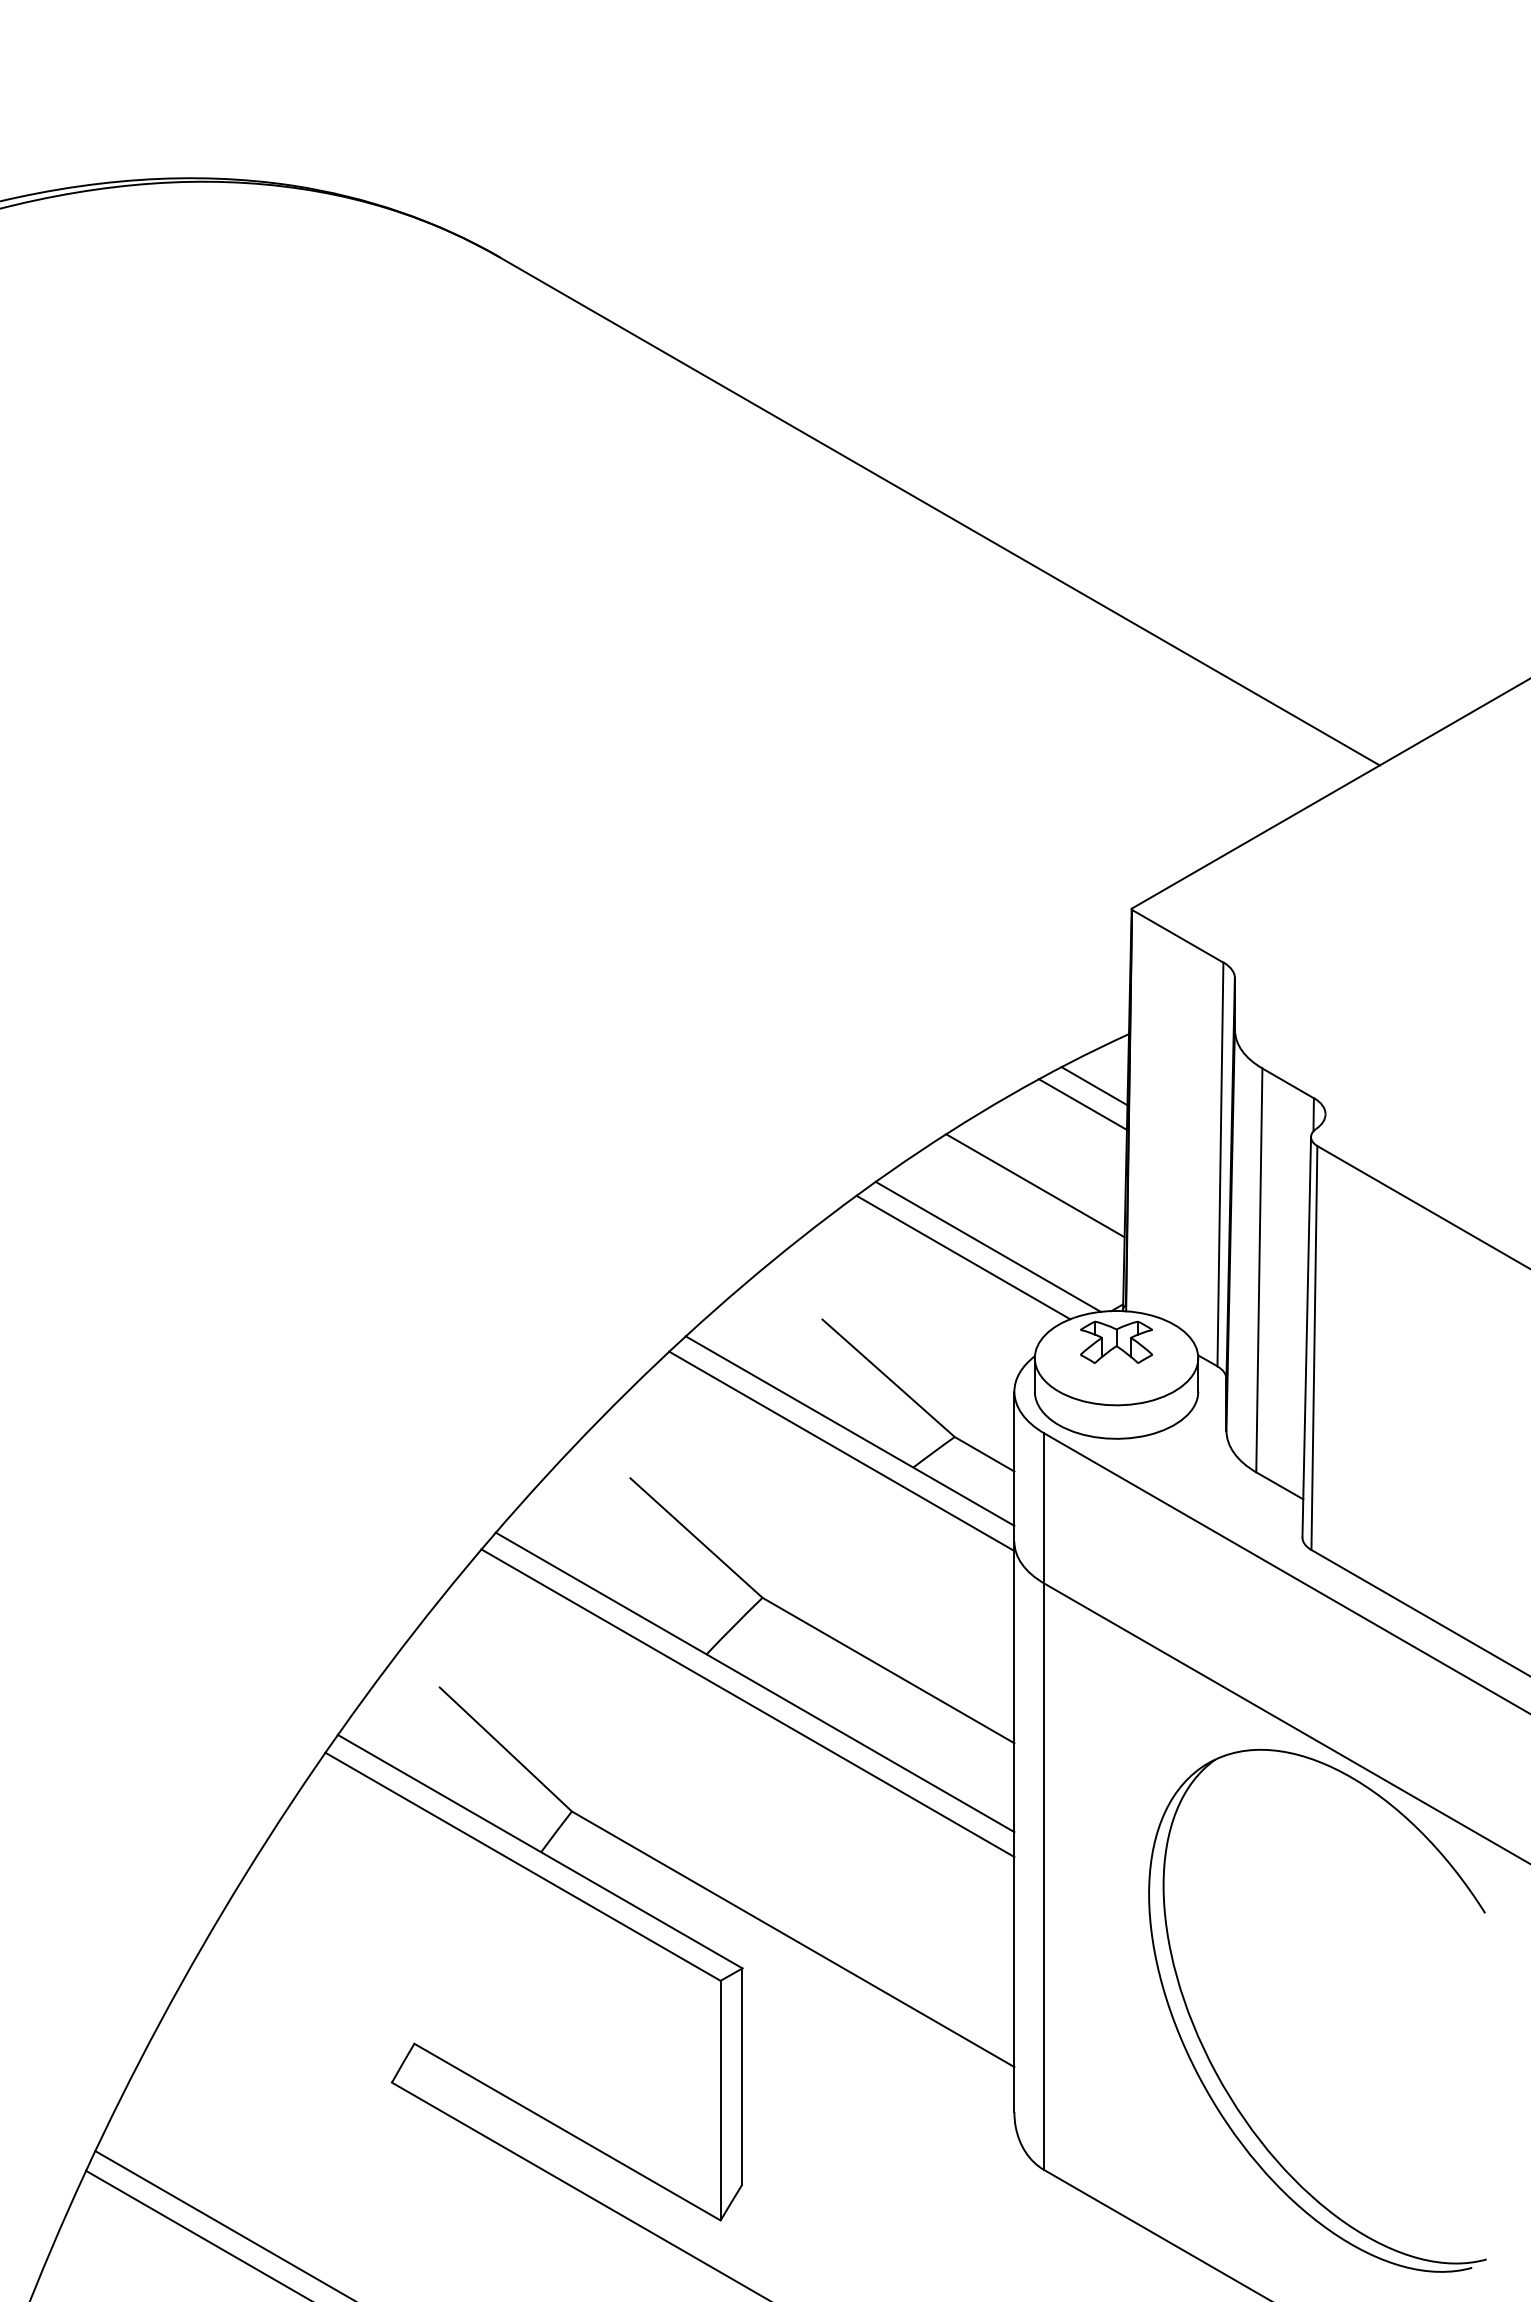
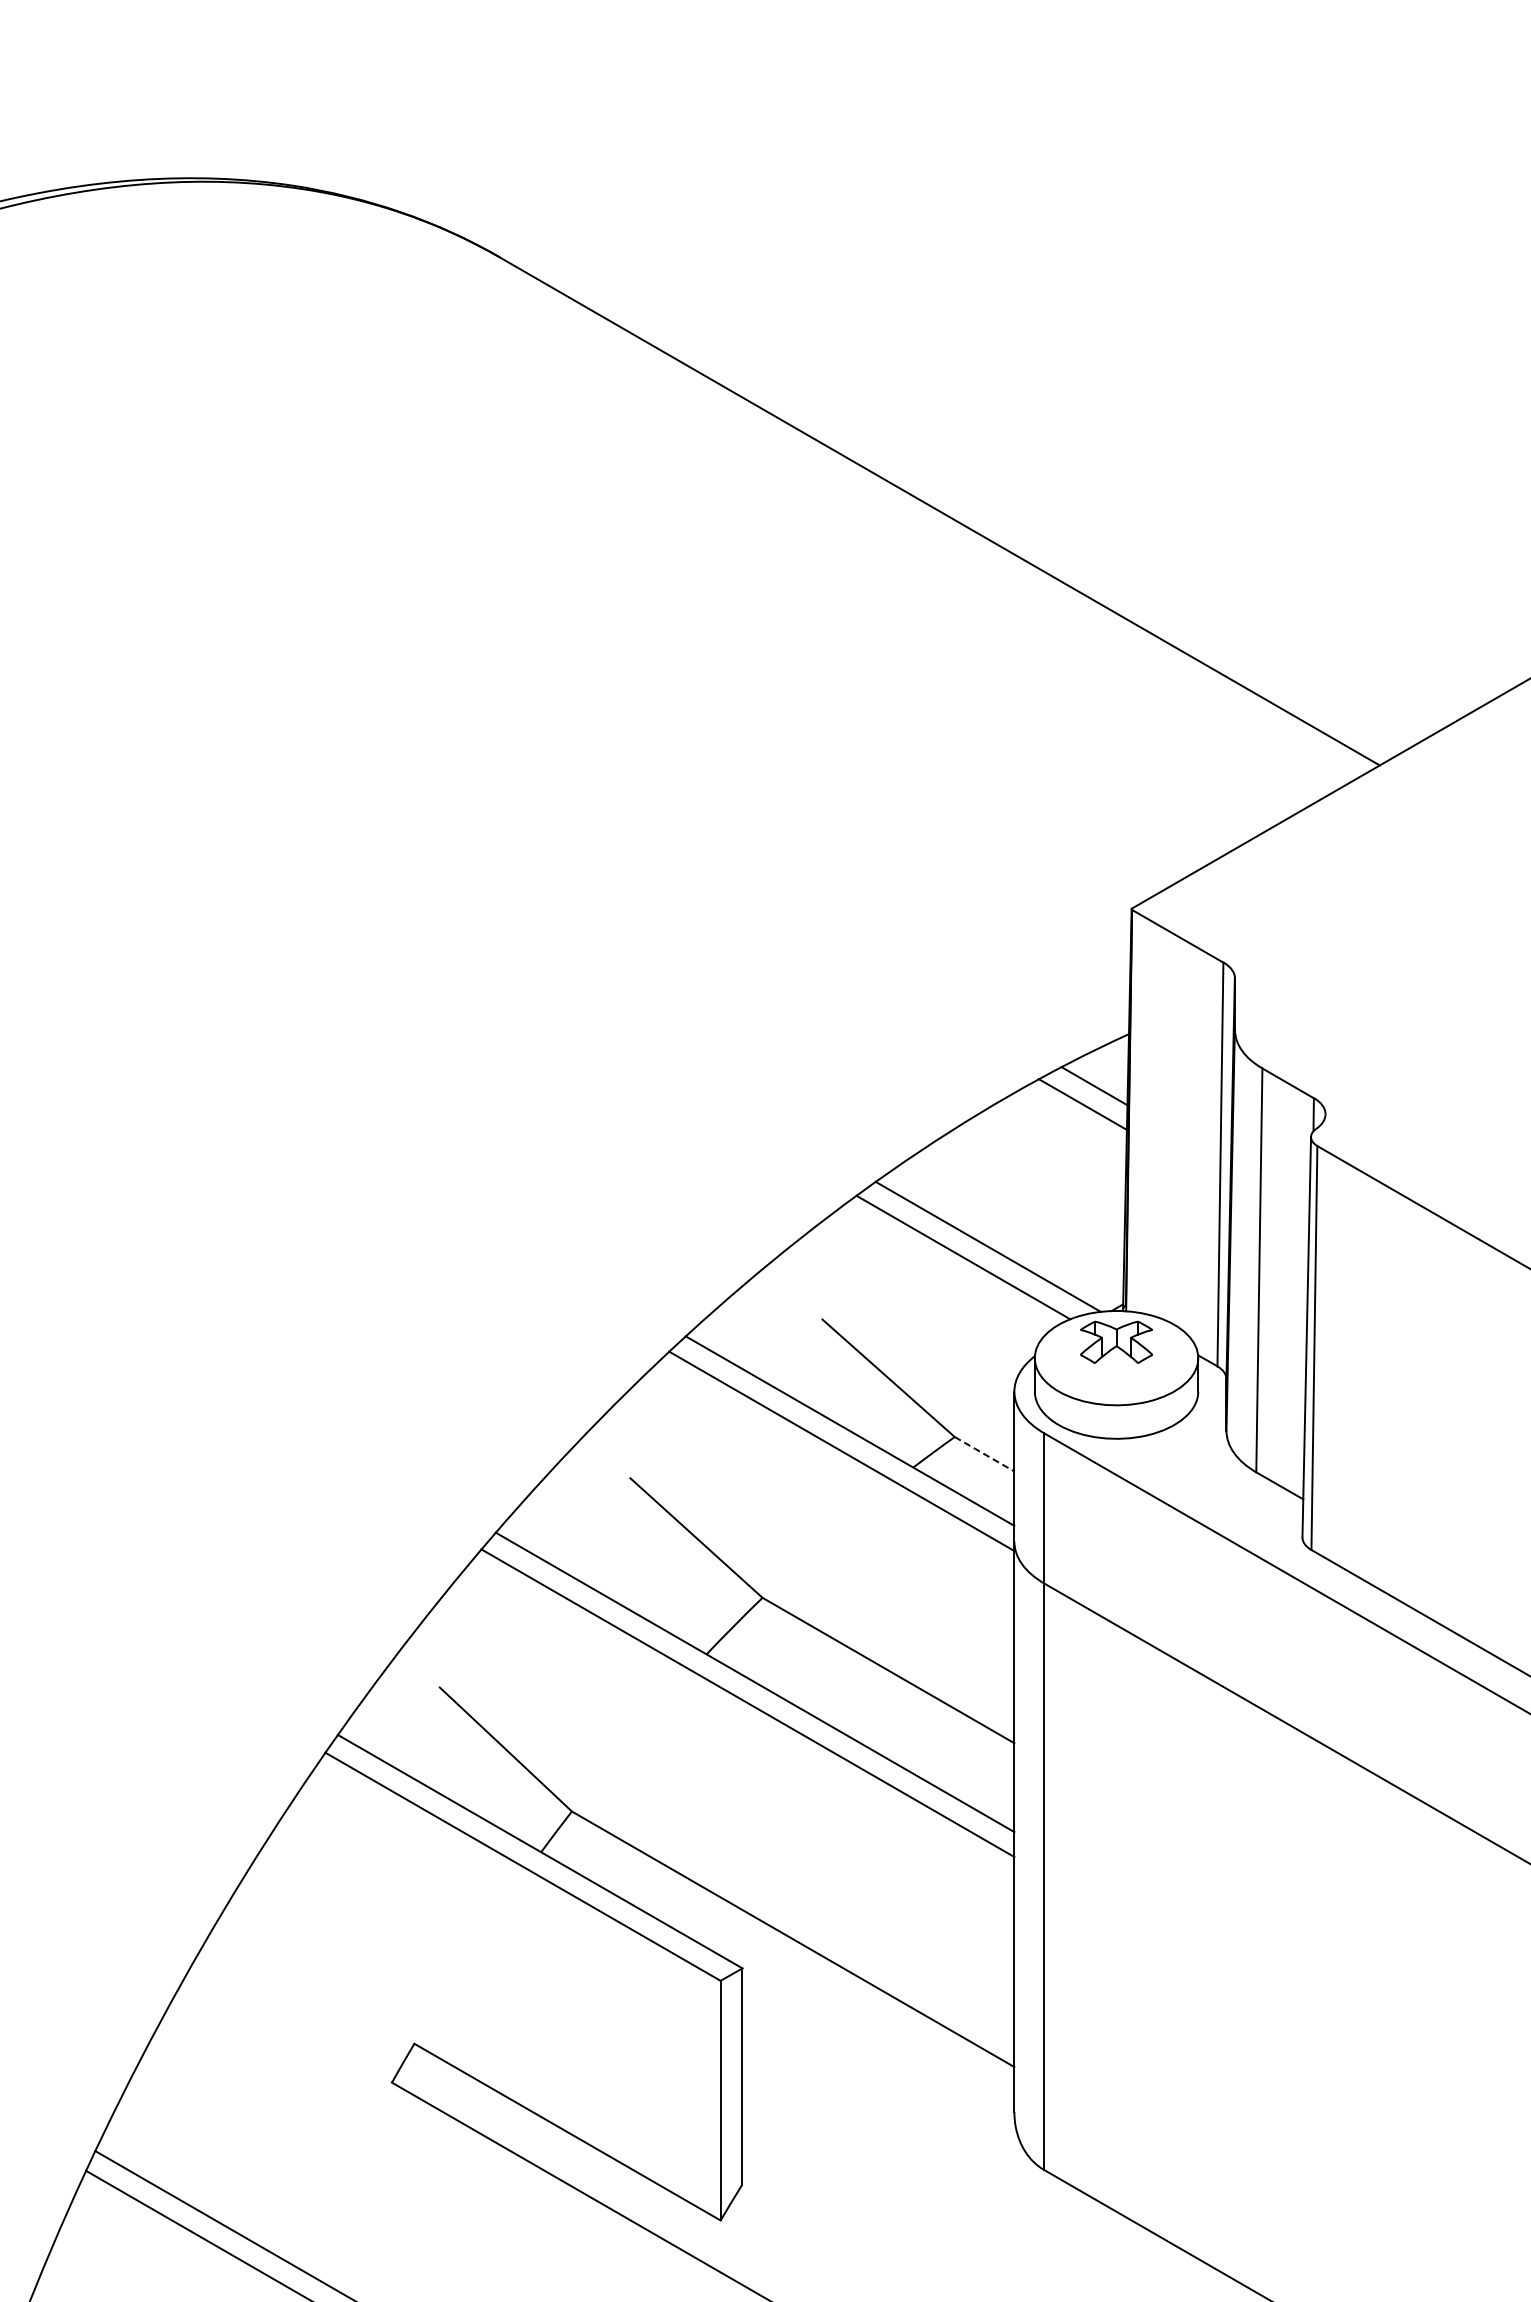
line: present -> none (1035, 1185)
line: solid -> dashed (985, 1454)
part: present -> none (1212, 2063)
